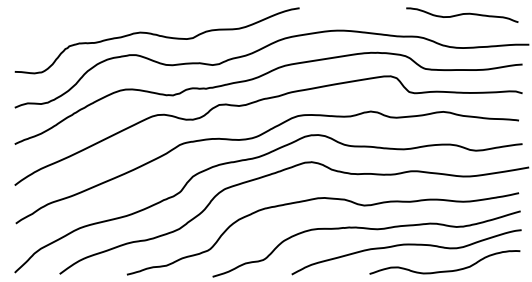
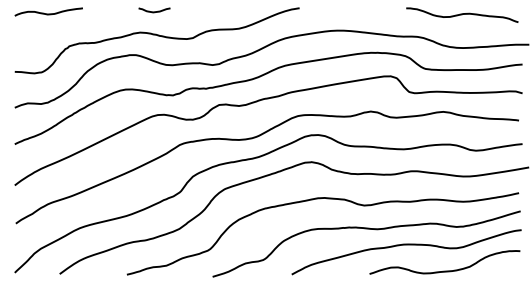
curve: none -> present (154, 11)
curve: none -> present (48, 13)
